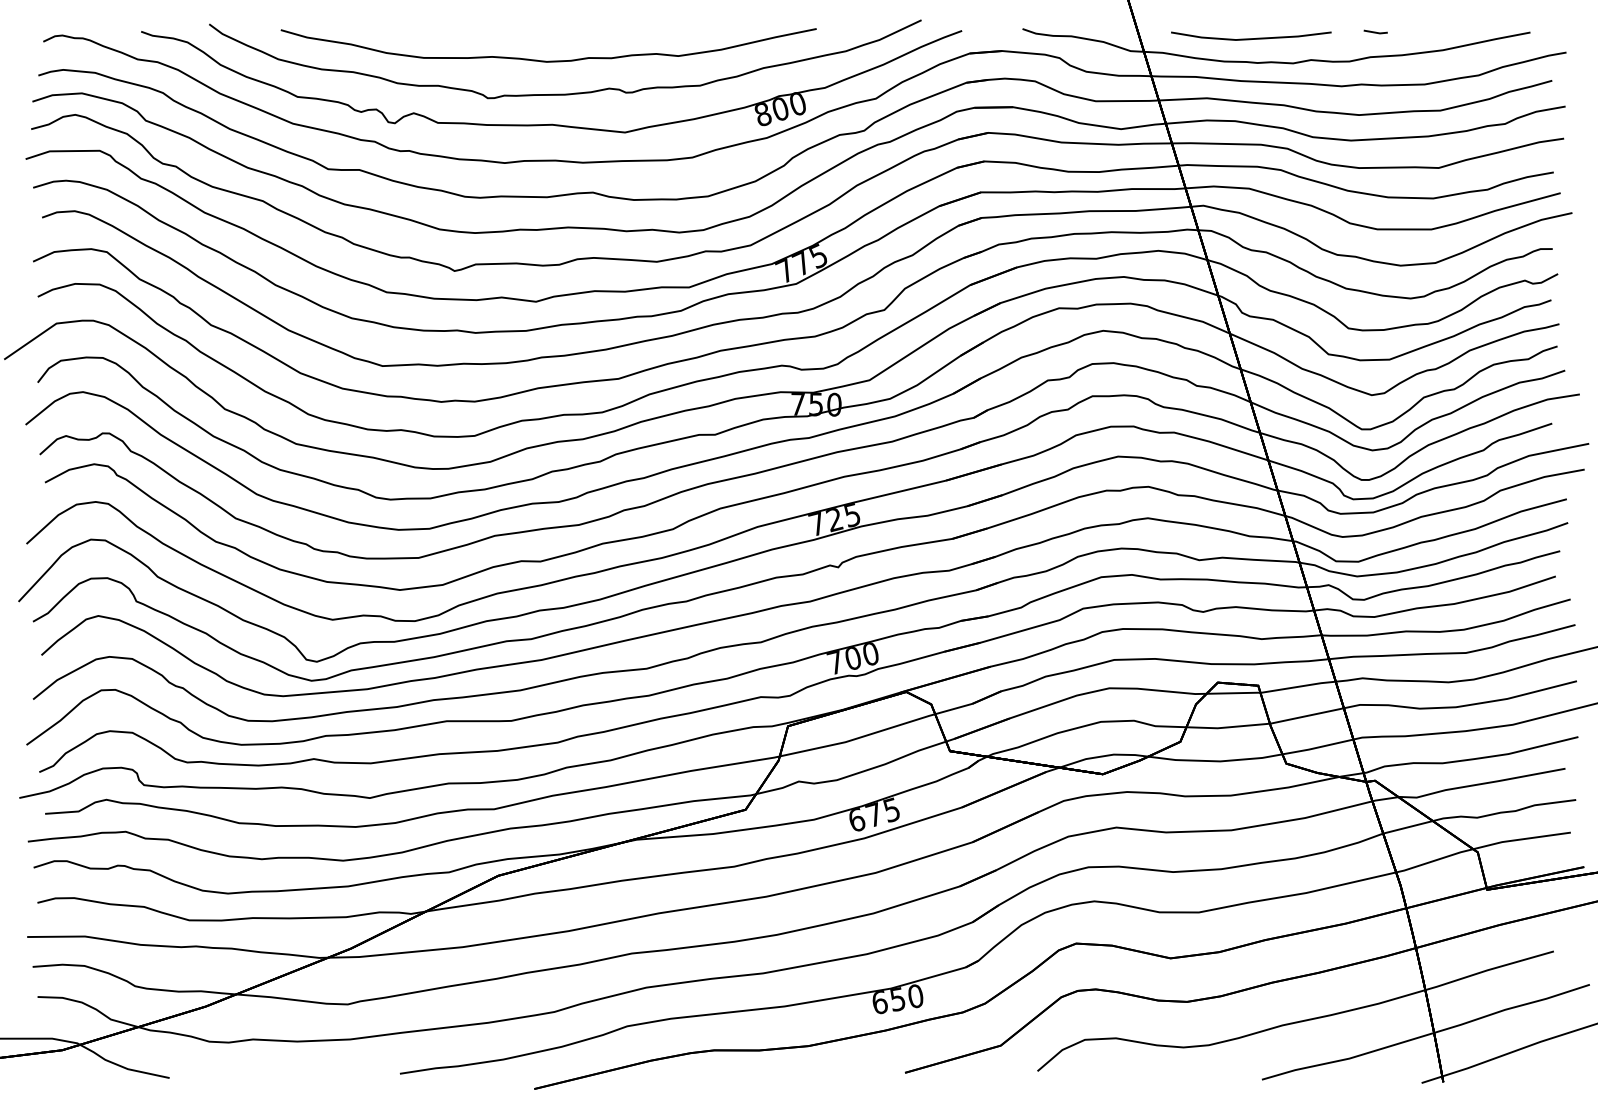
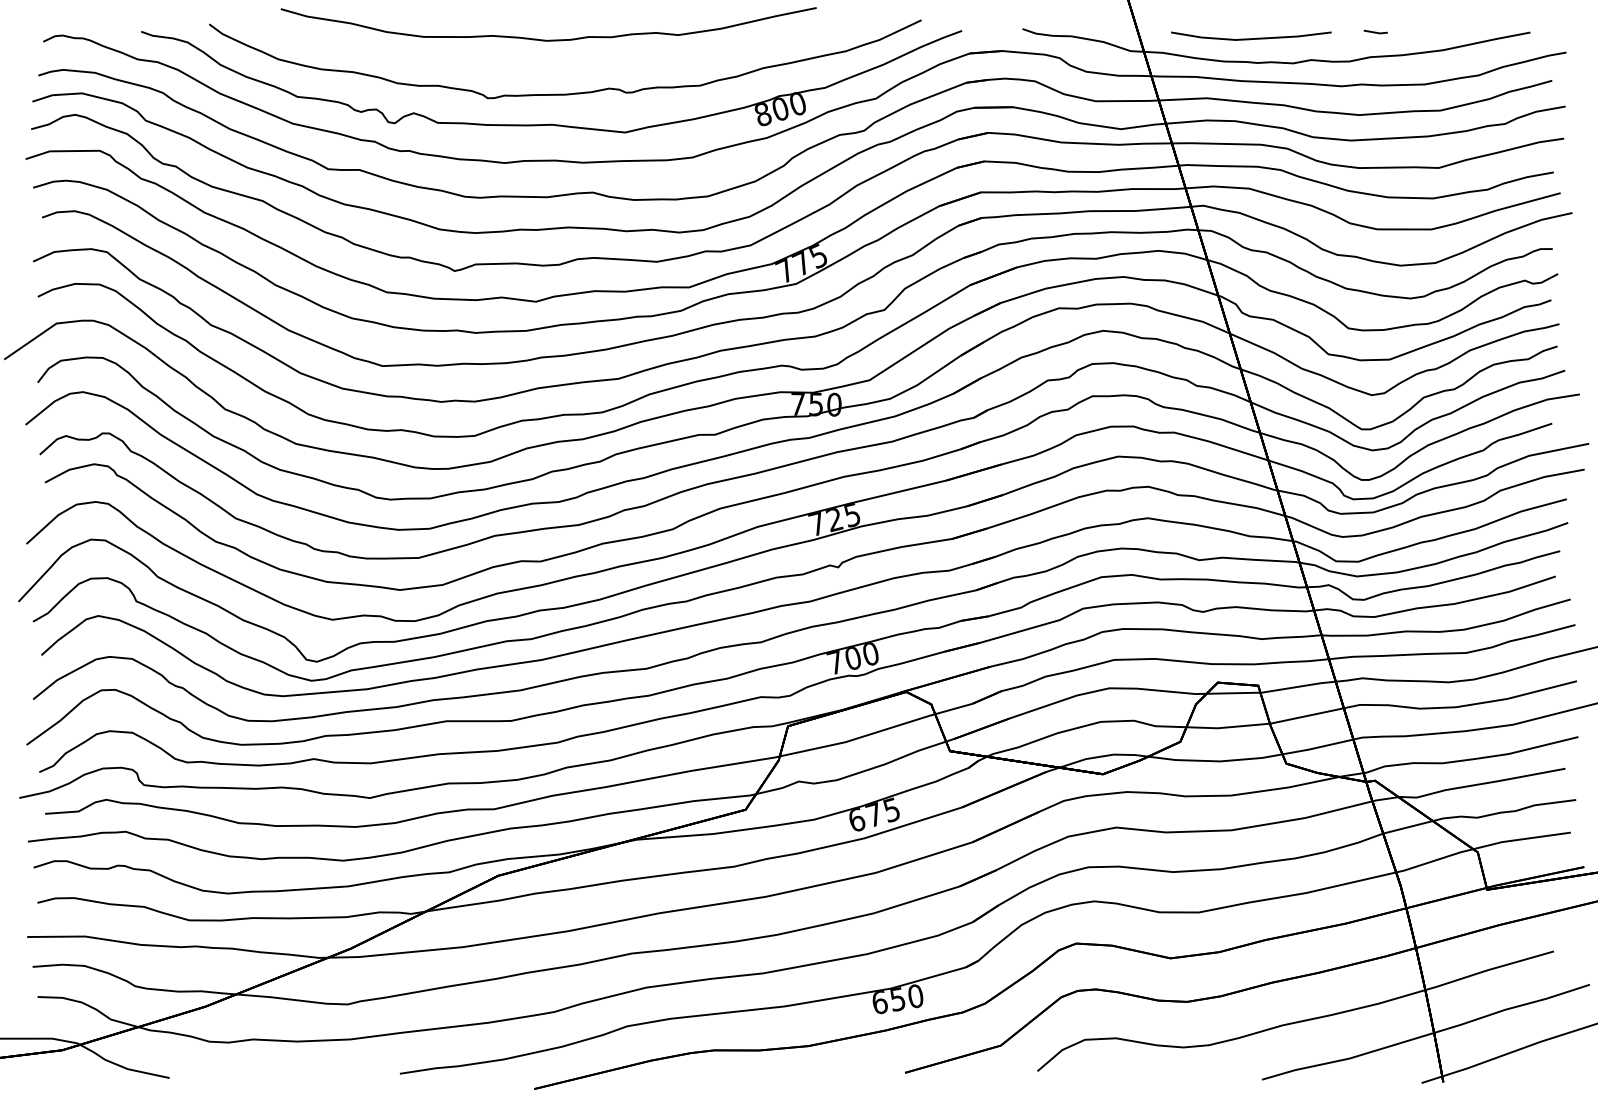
part position: (548, 60) -> (548, 39) (548, 39)
